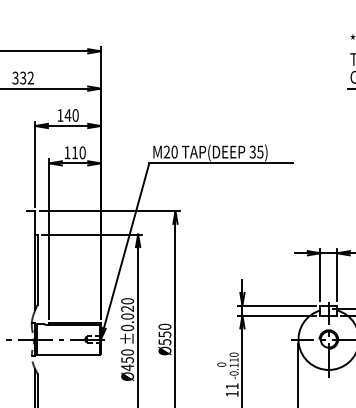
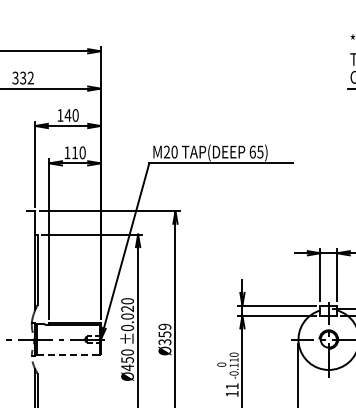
text: 35) -> 65) (252, 151)
text: Ø550 -> Ø359 (164, 333)
line: solid -> dashed (68, 354)
